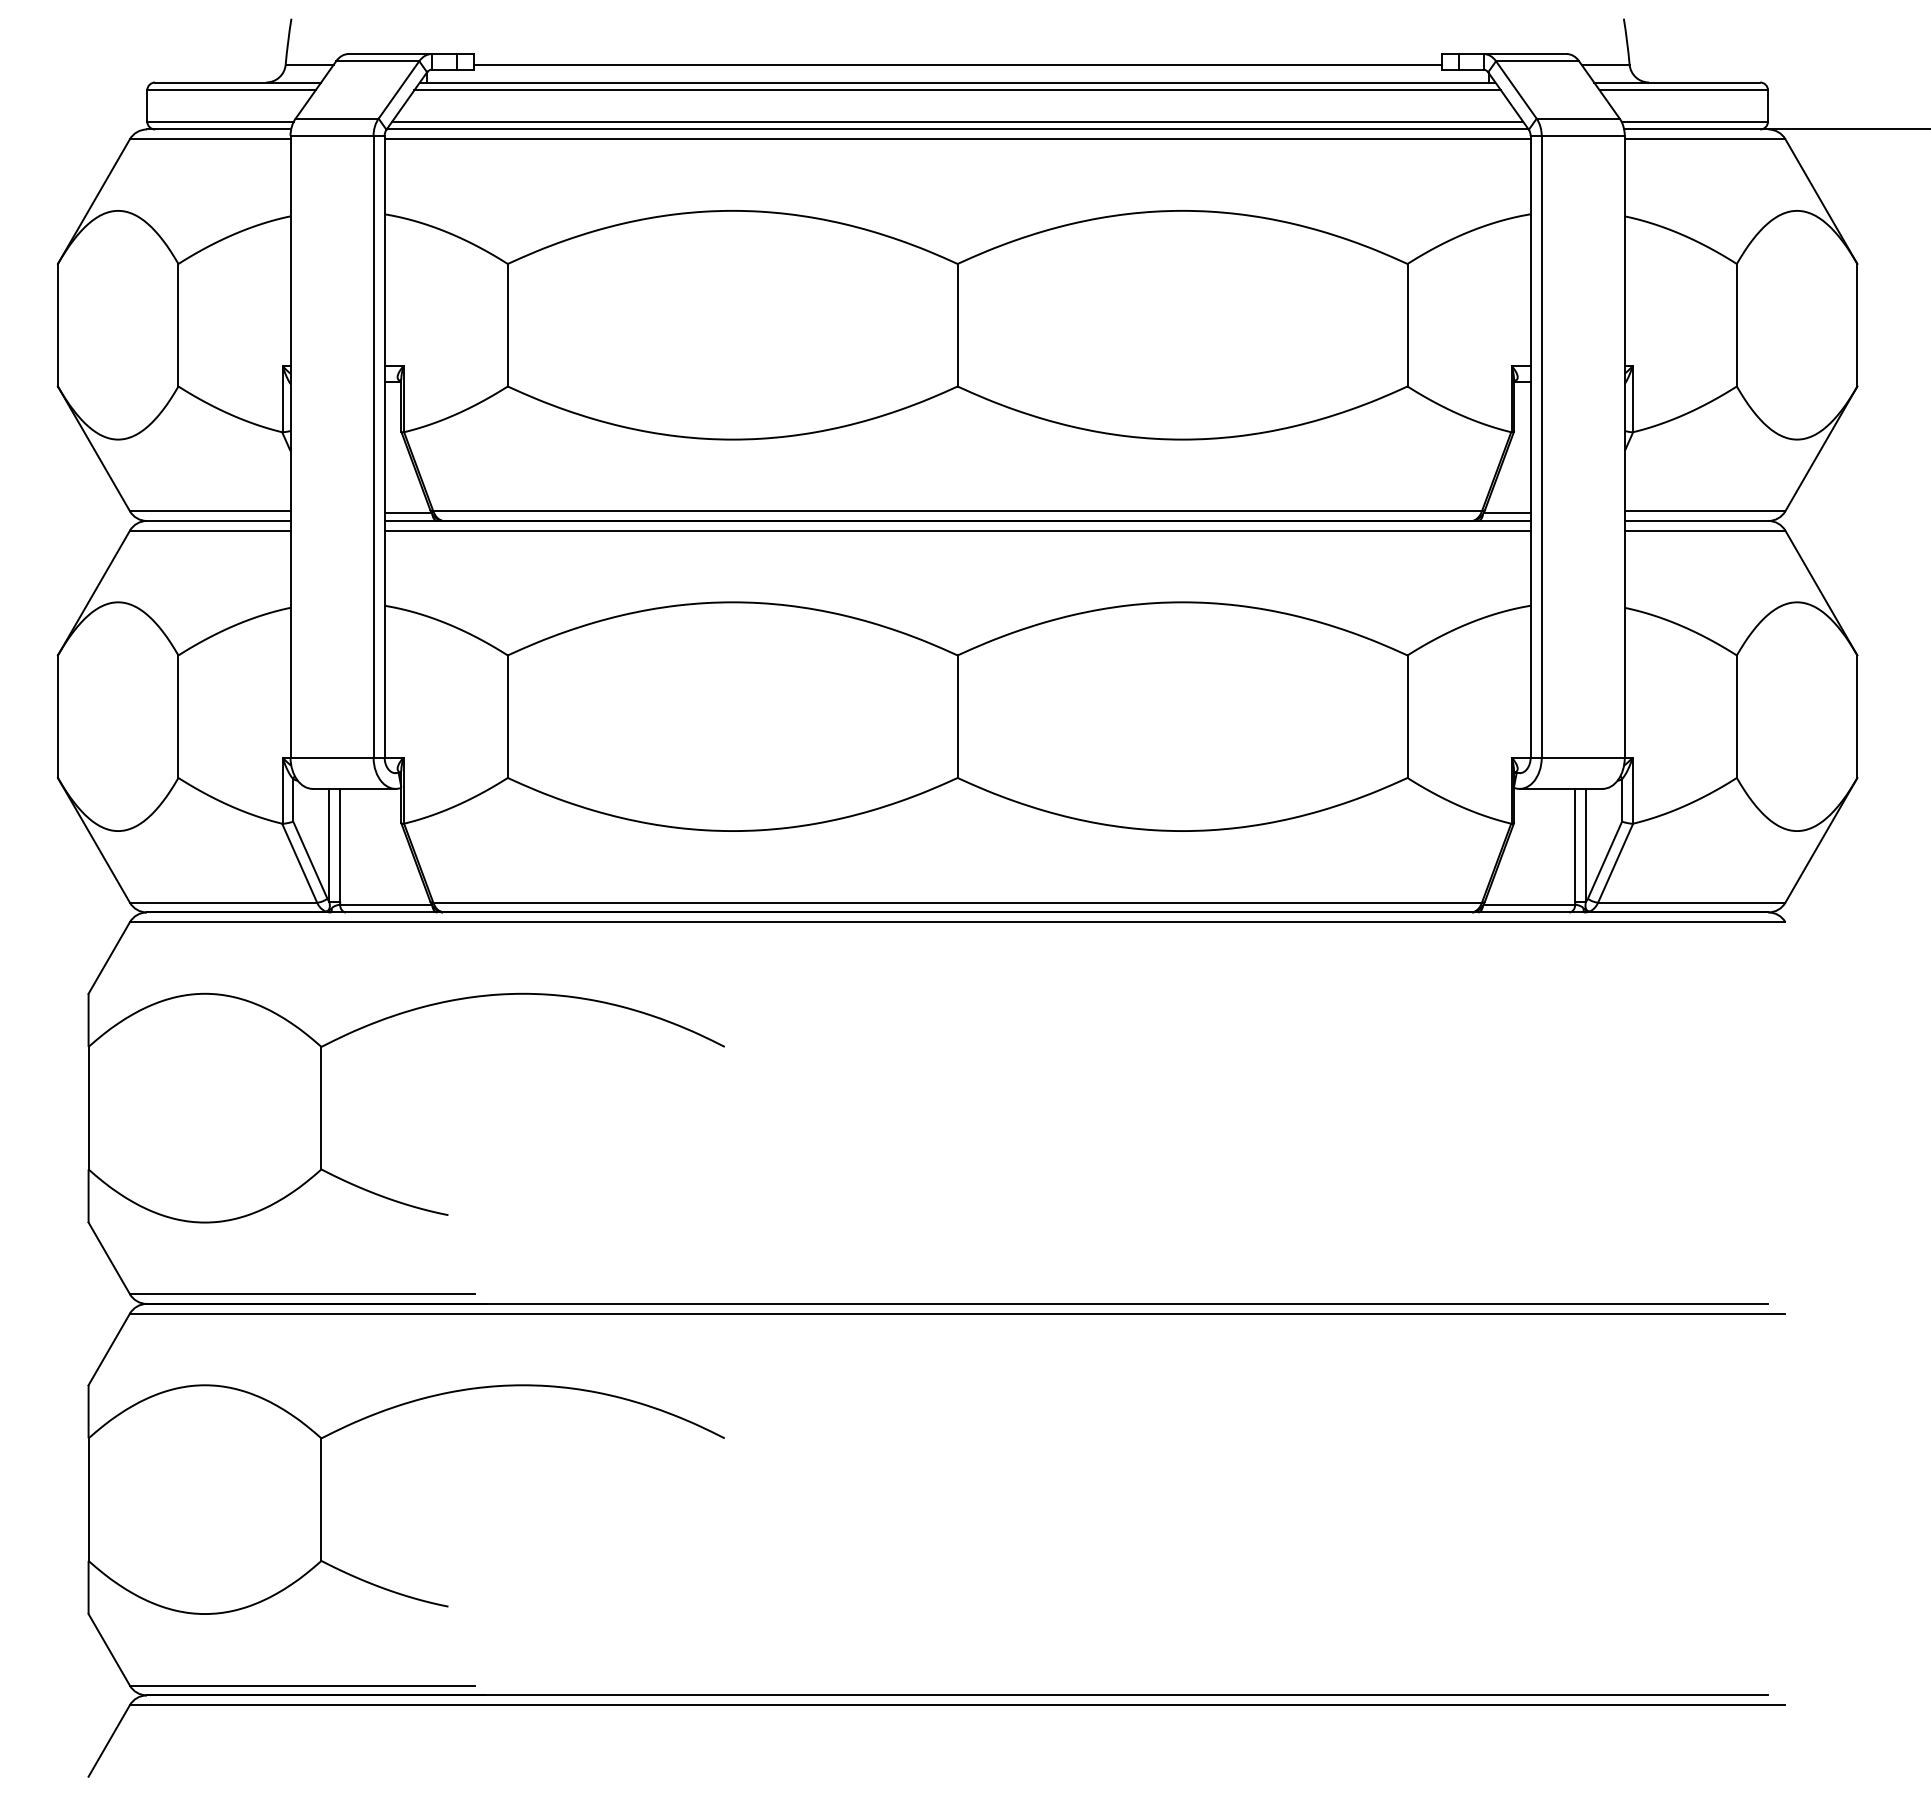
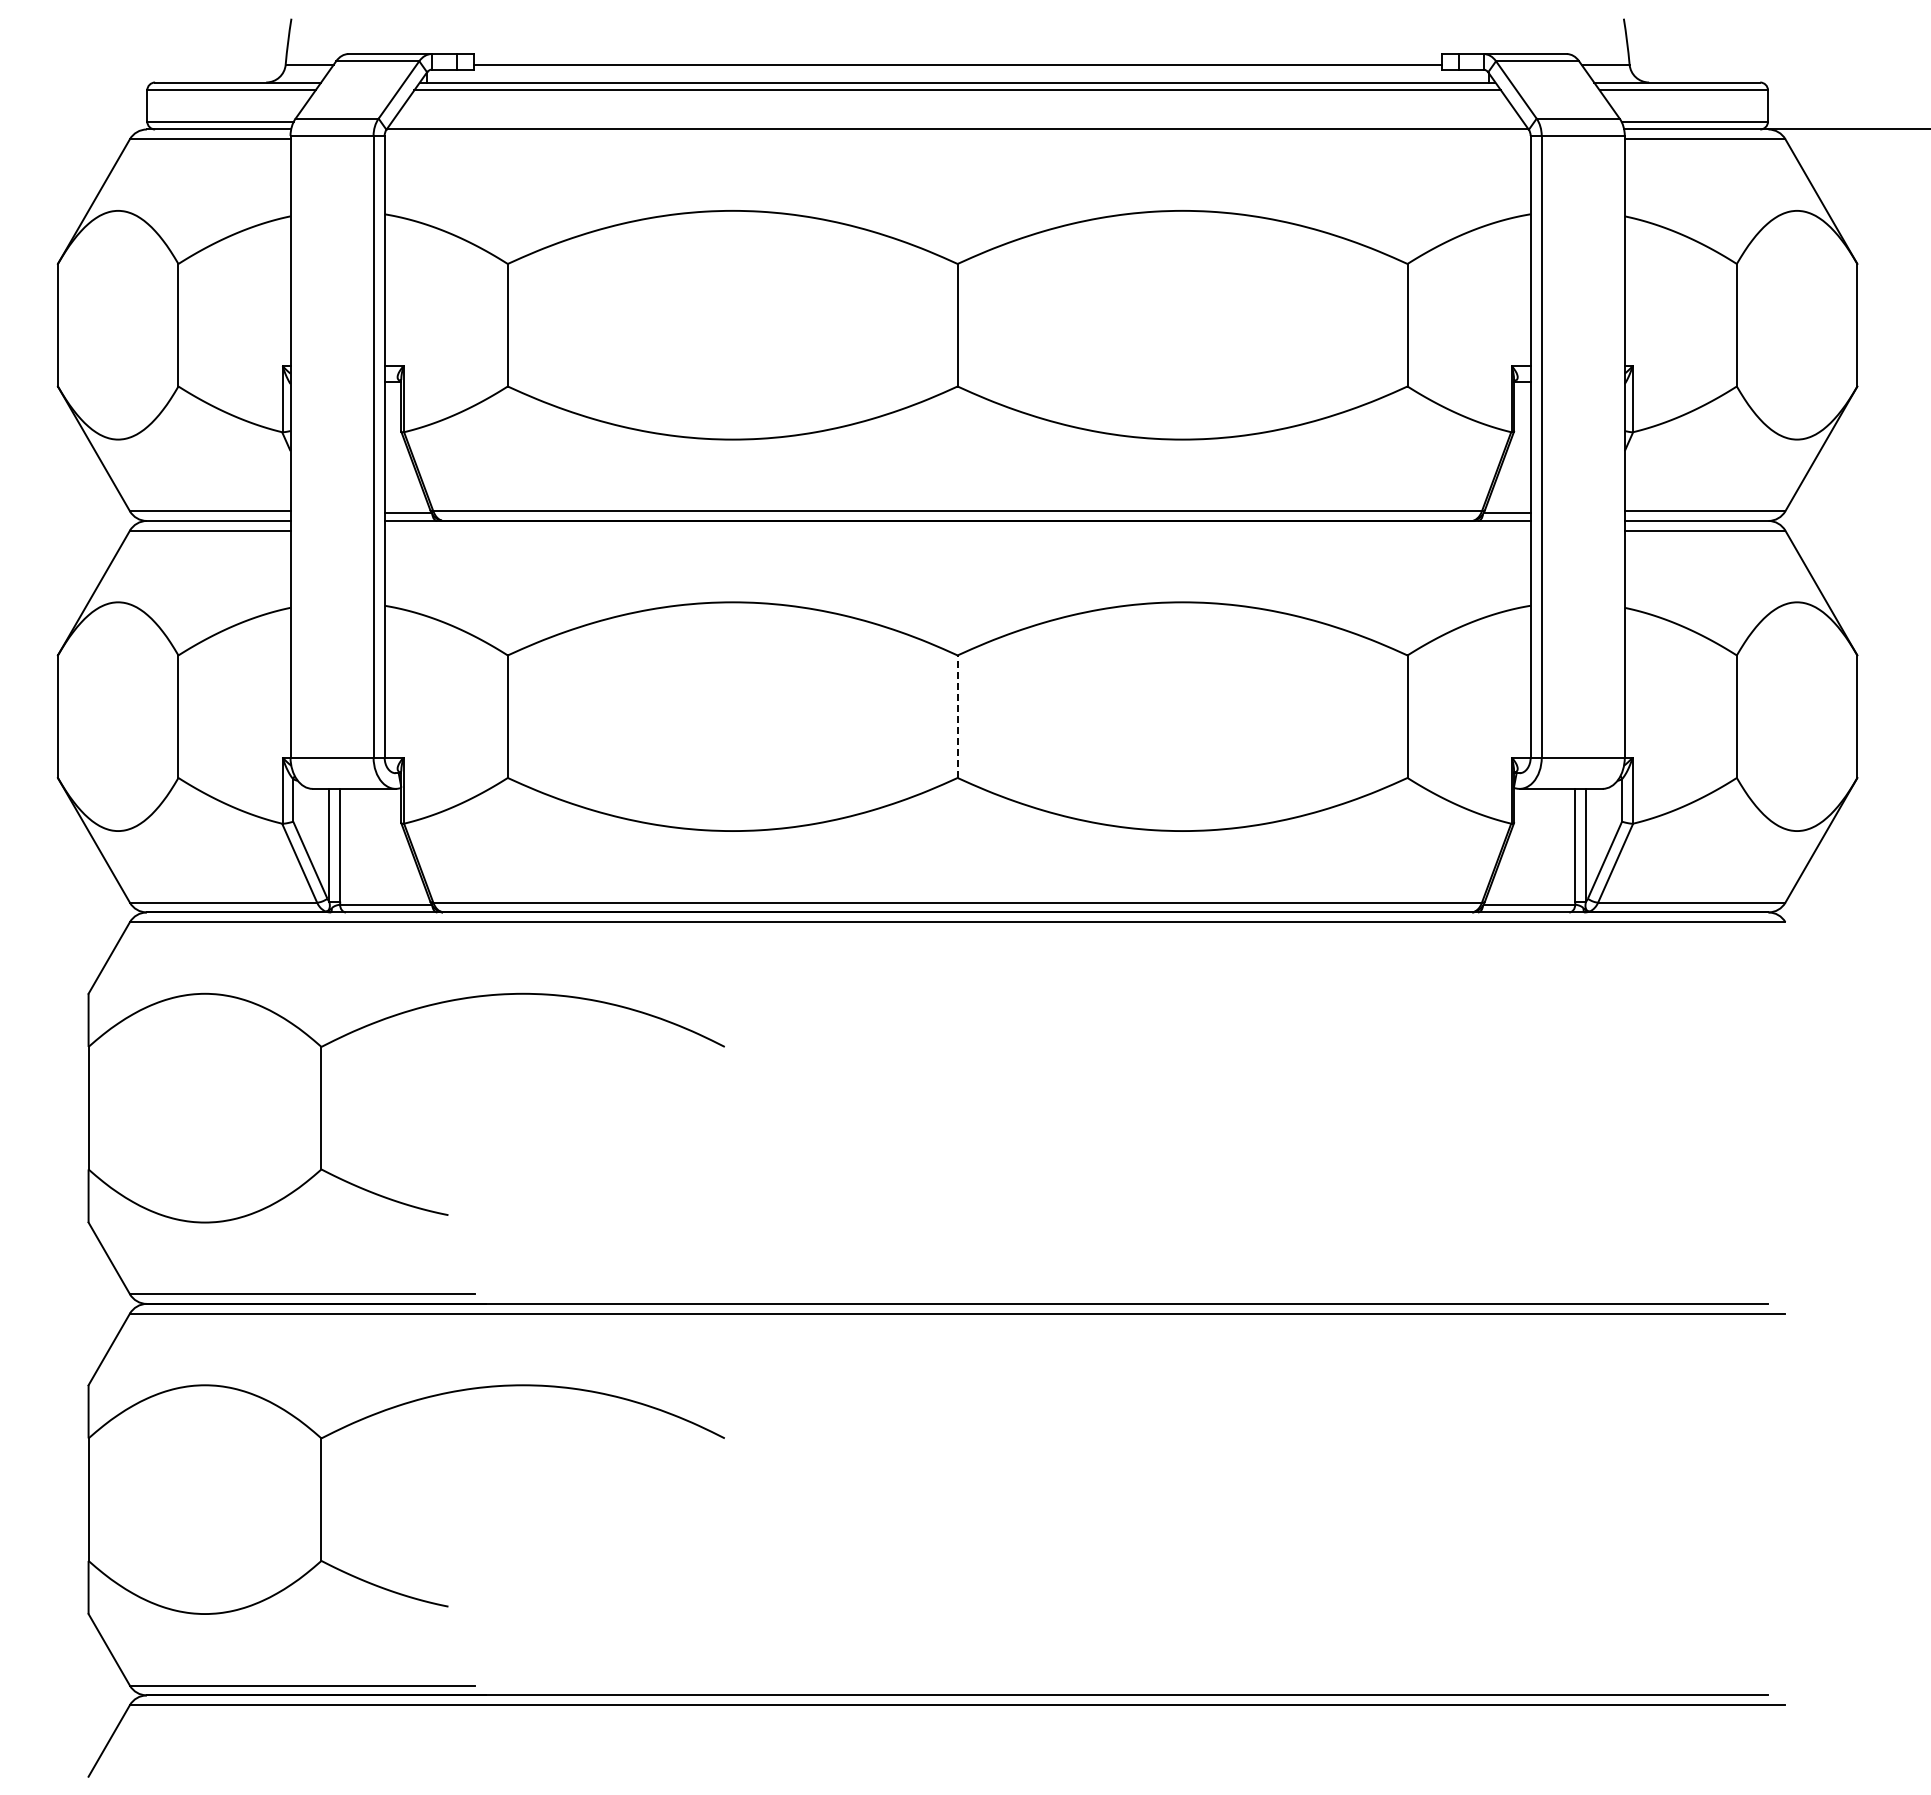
line: present -> none (957, 121)
line: present -> none (957, 139)
line: present -> none (957, 530)
line: solid -> dashed (957, 716)
